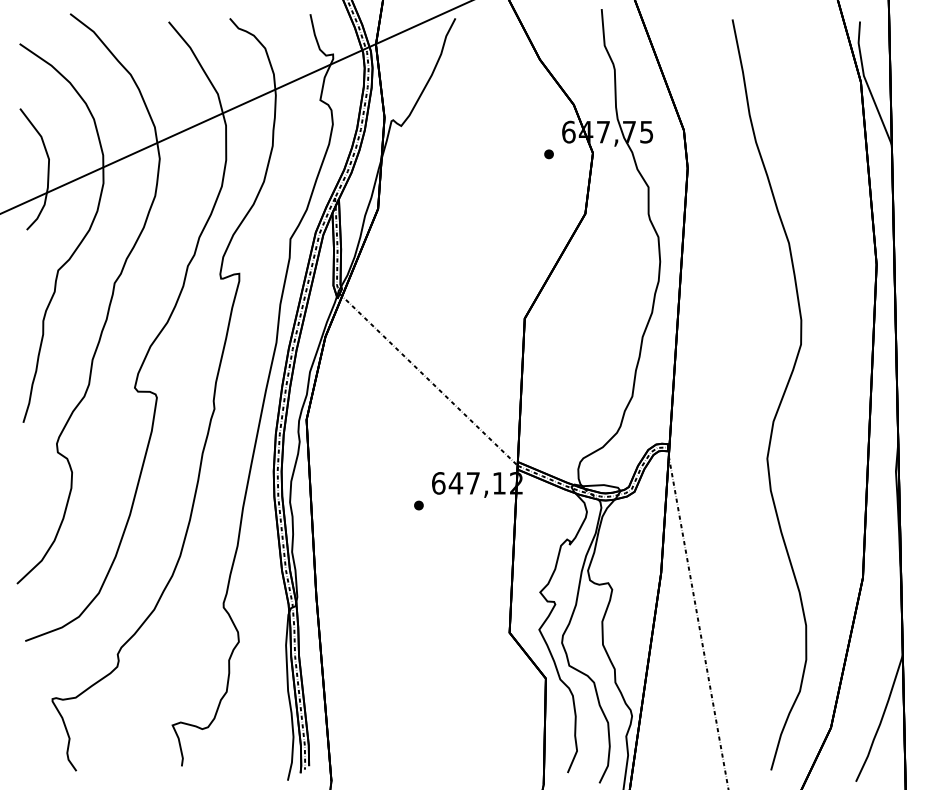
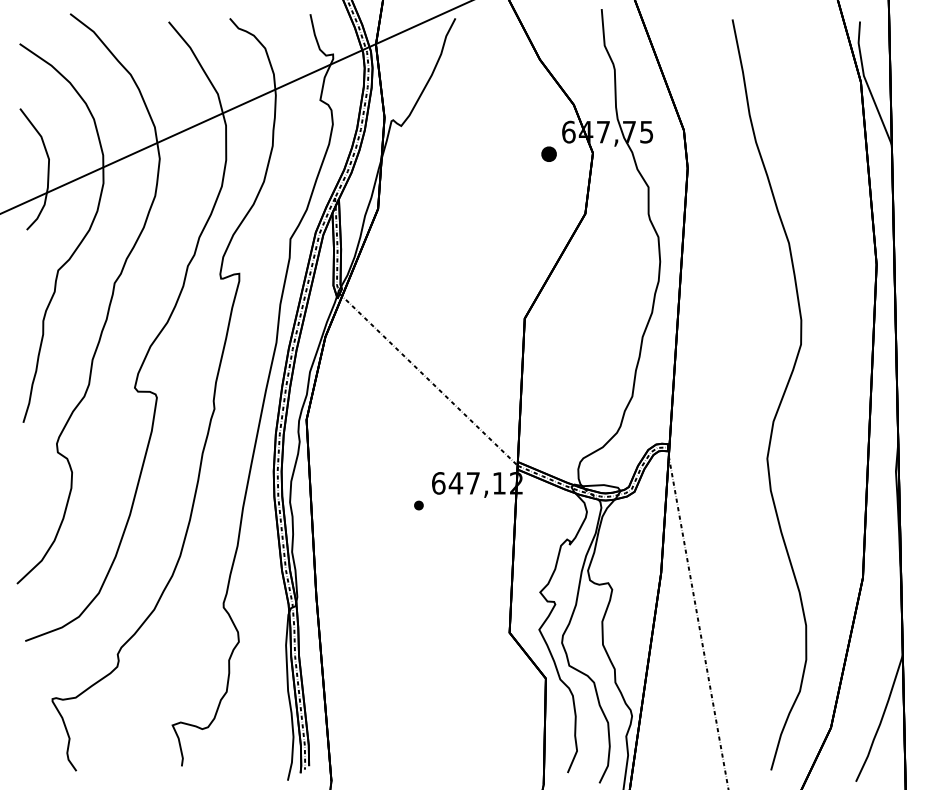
part size: 10x11 px -> 16x16 px (548, 153)
